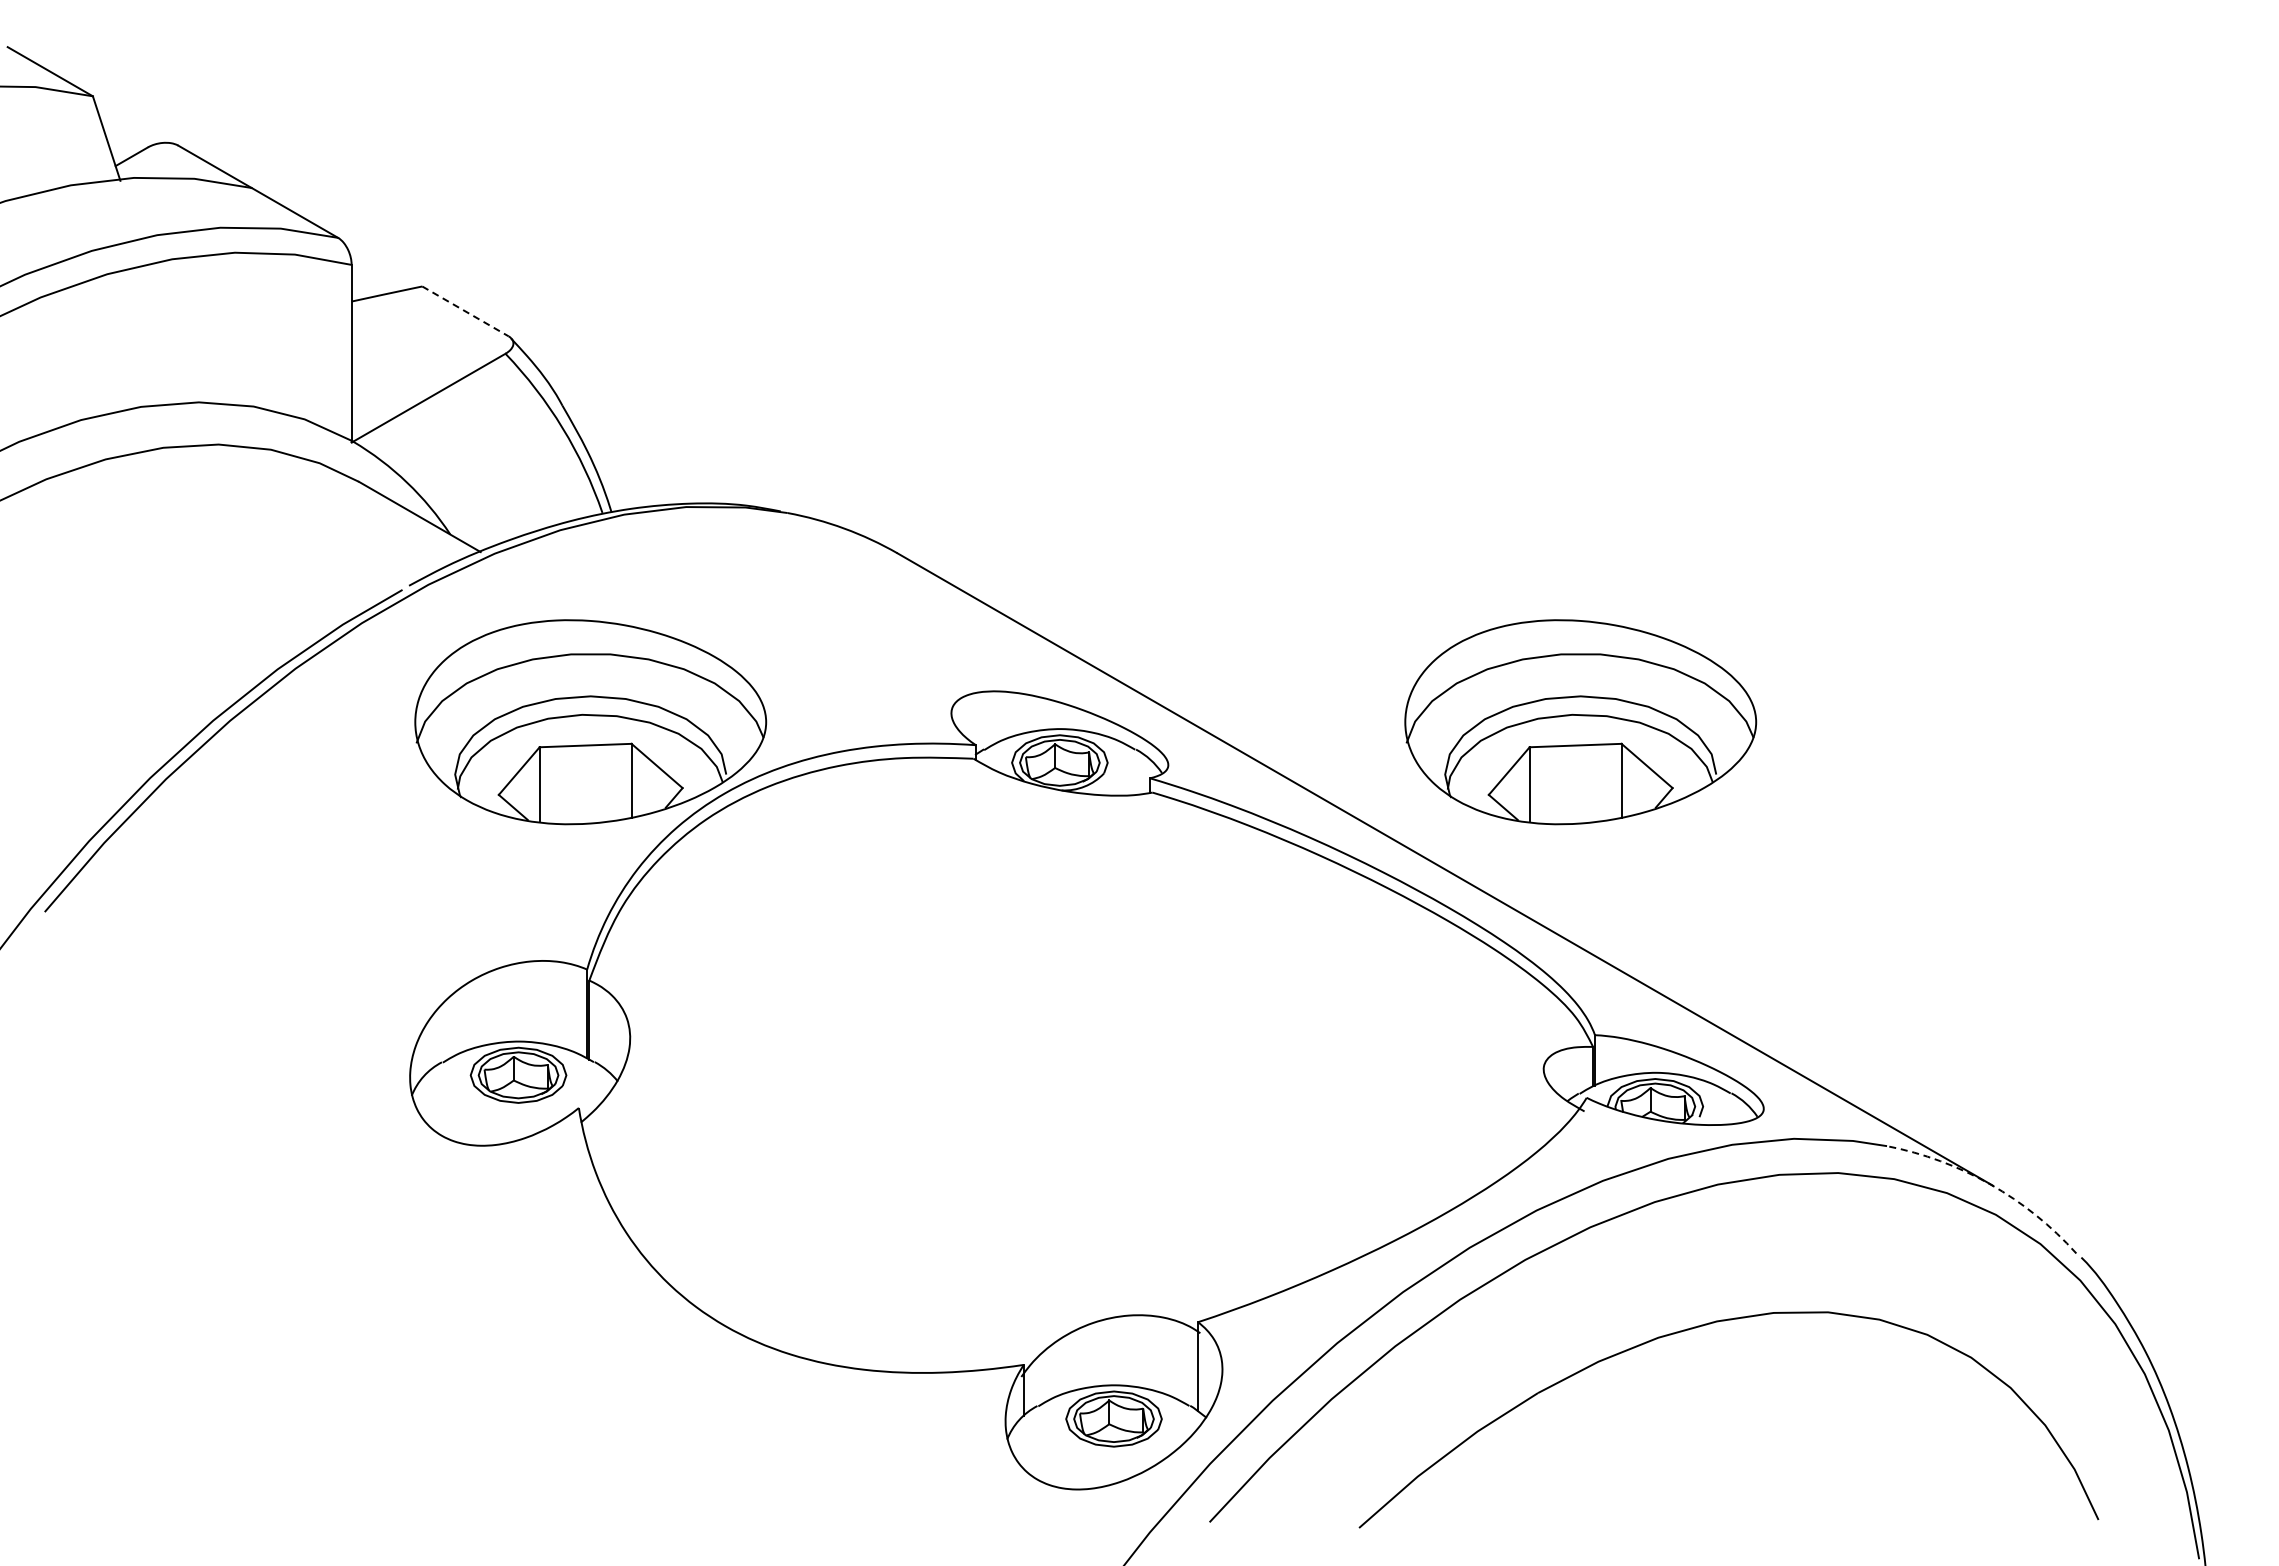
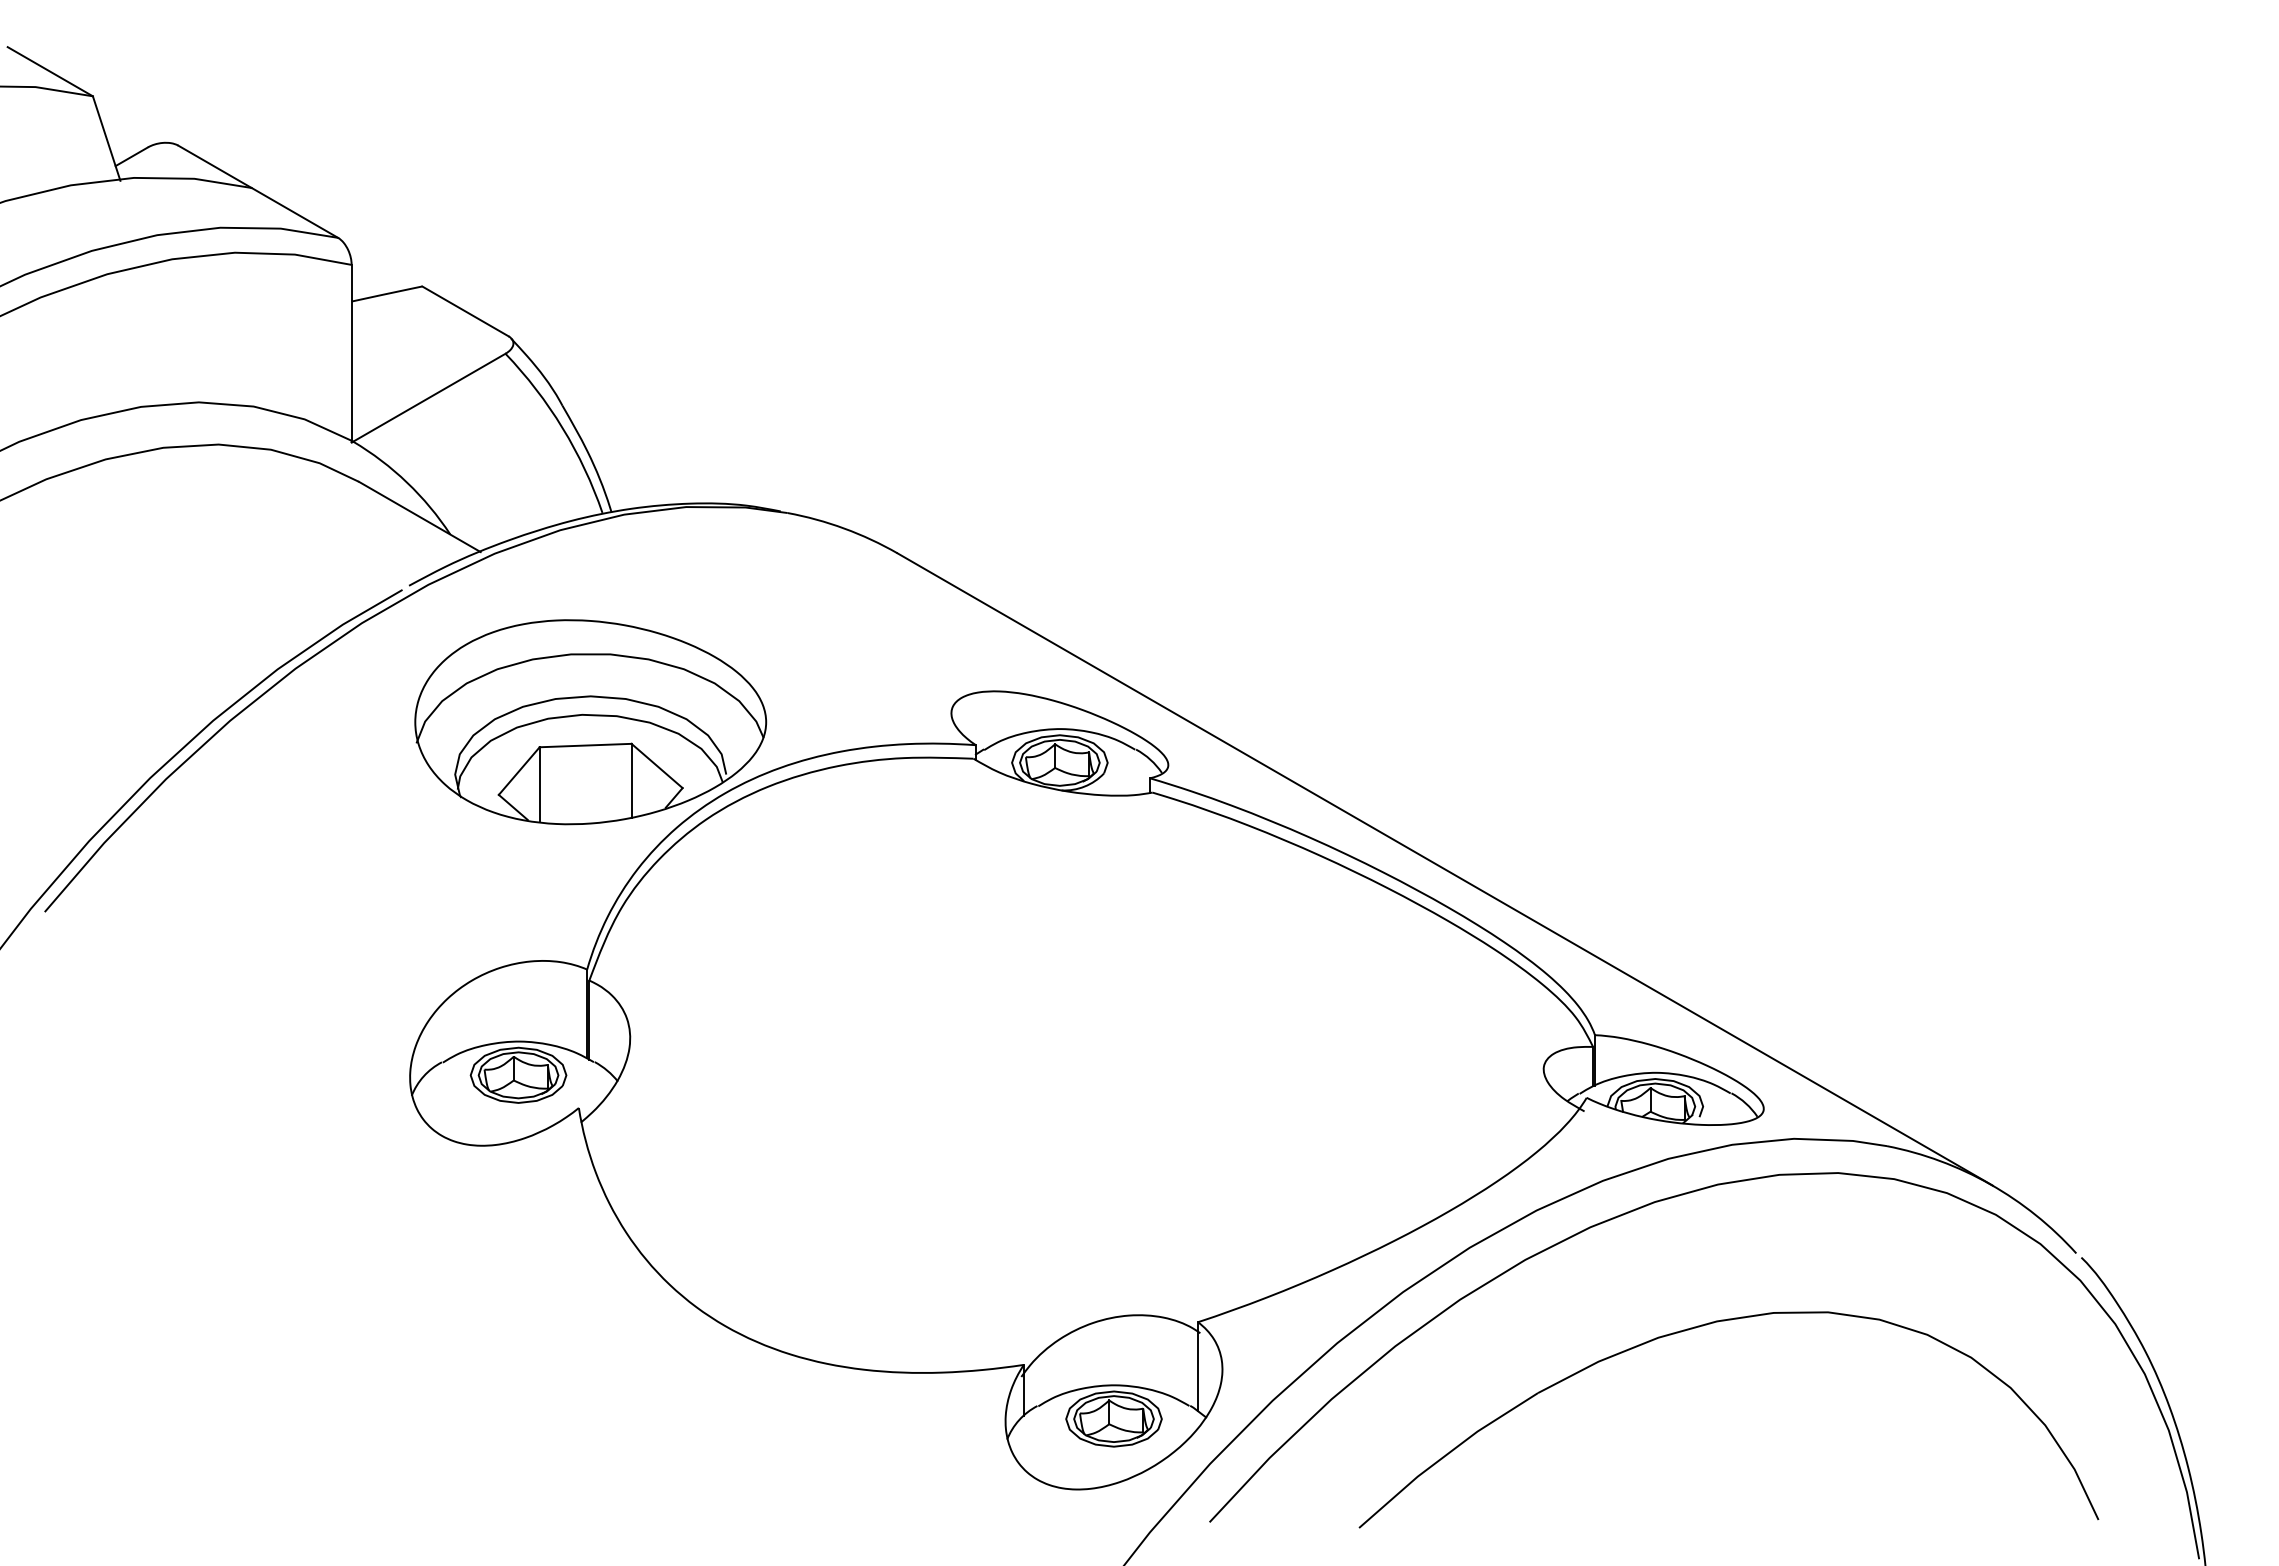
line: dashed -> solid (465, 311)
part: present -> none (1580, 722)
arc: dashed -> solid (1990, 1184)
